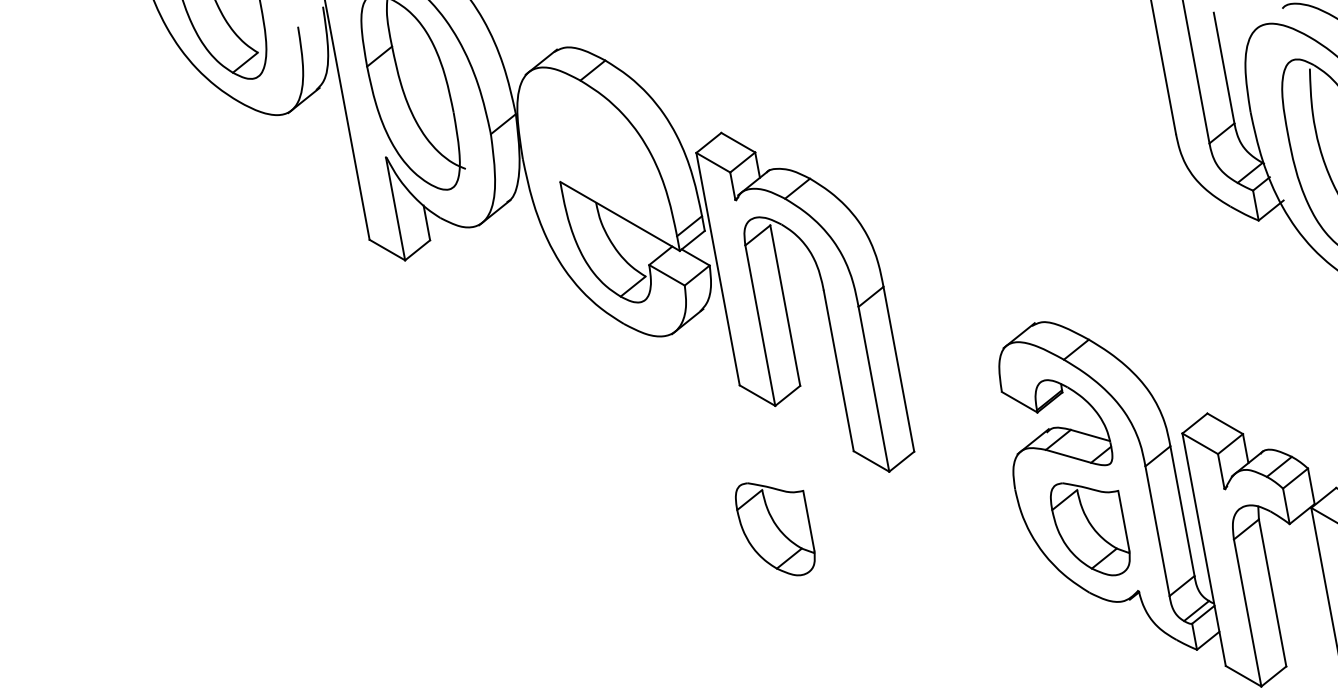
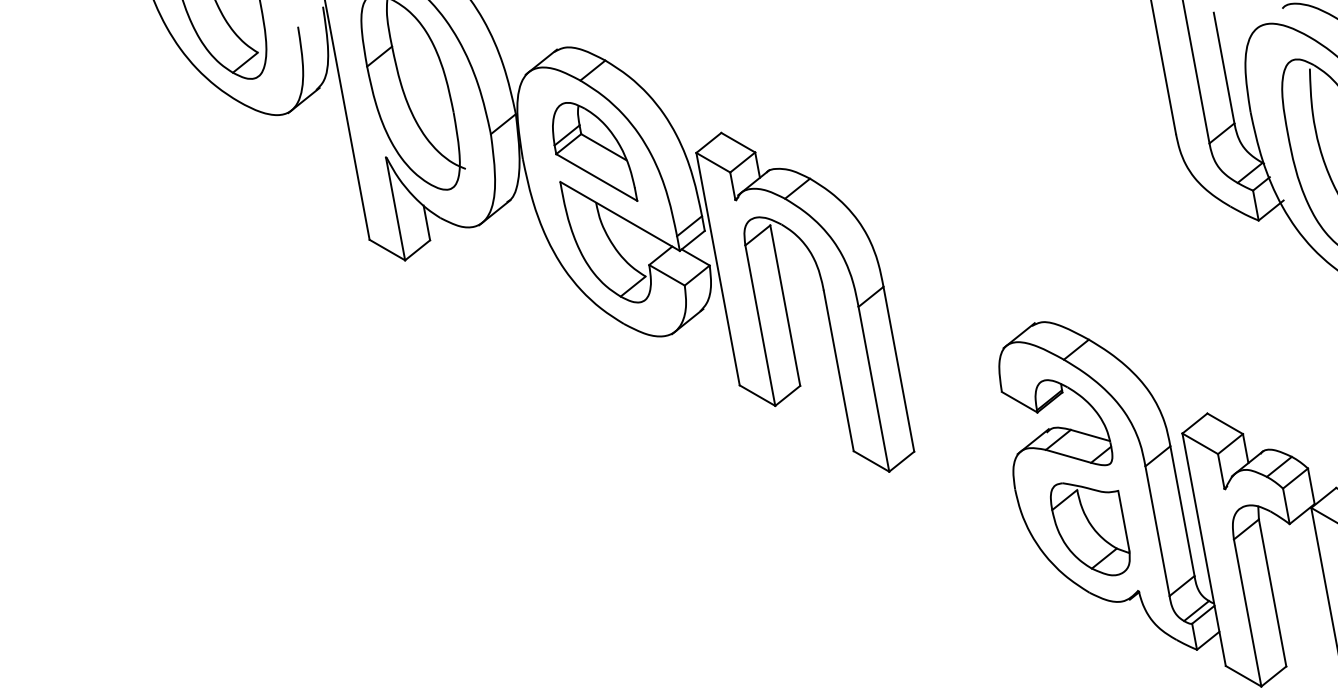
part: none -> present (595, 151)
part: present -> none (775, 529)
